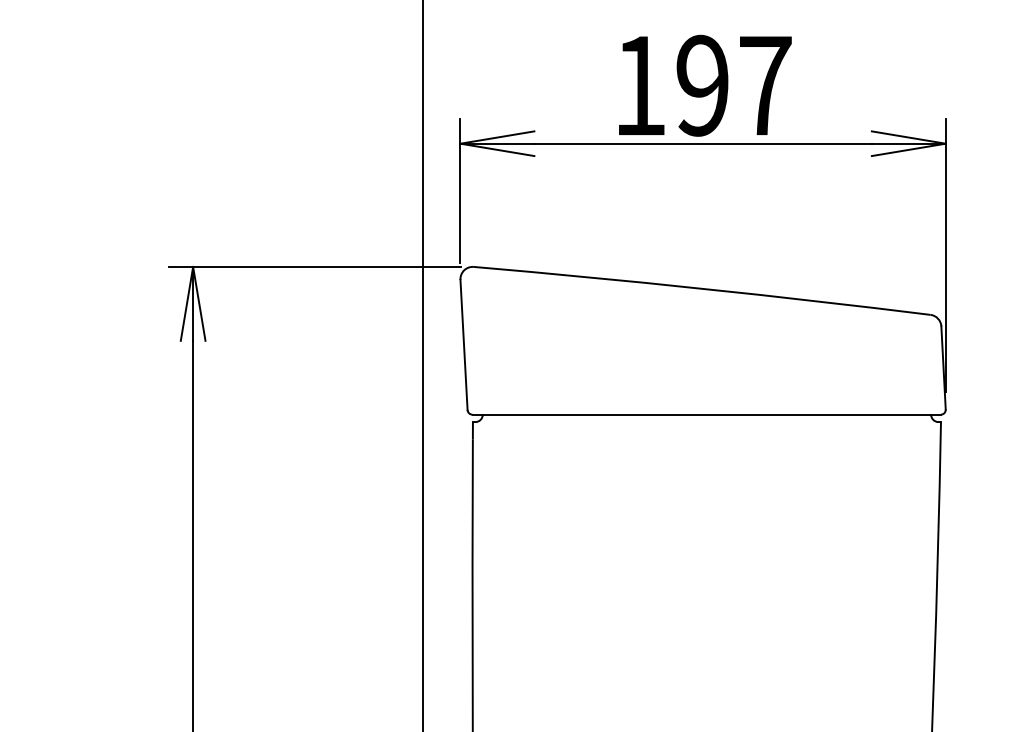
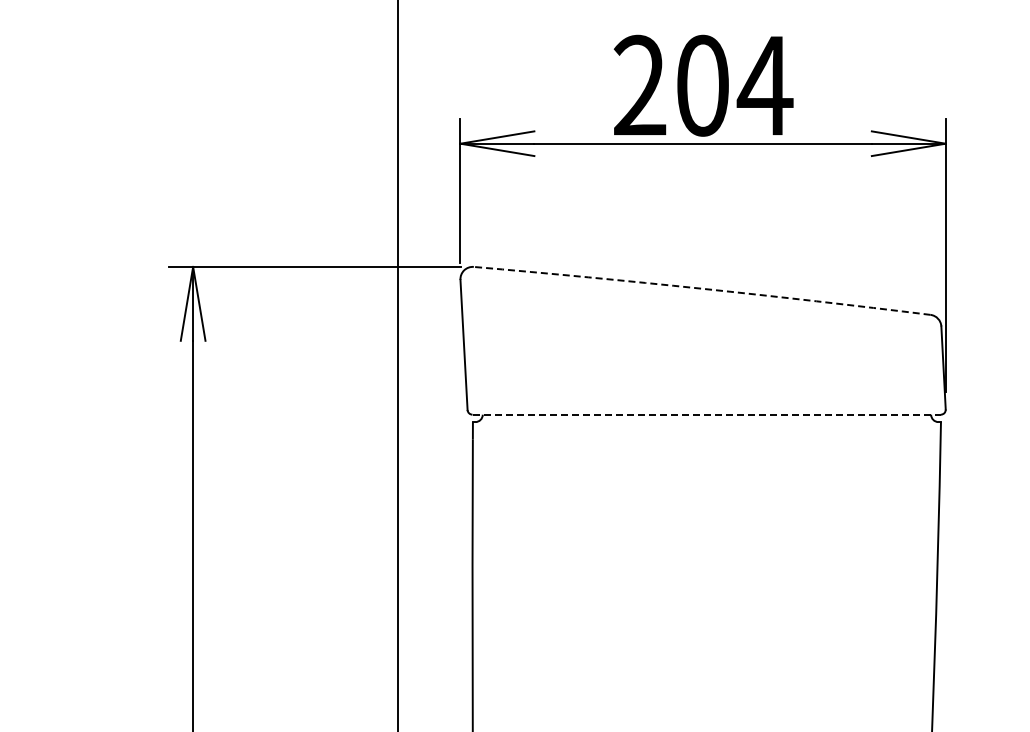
text: 197 -> 204 (703, 85)
arc: solid -> dashed (702, 288)
line position: (423, 365) -> (398, 365) (398, 365)
line: solid -> dashed (707, 414)
